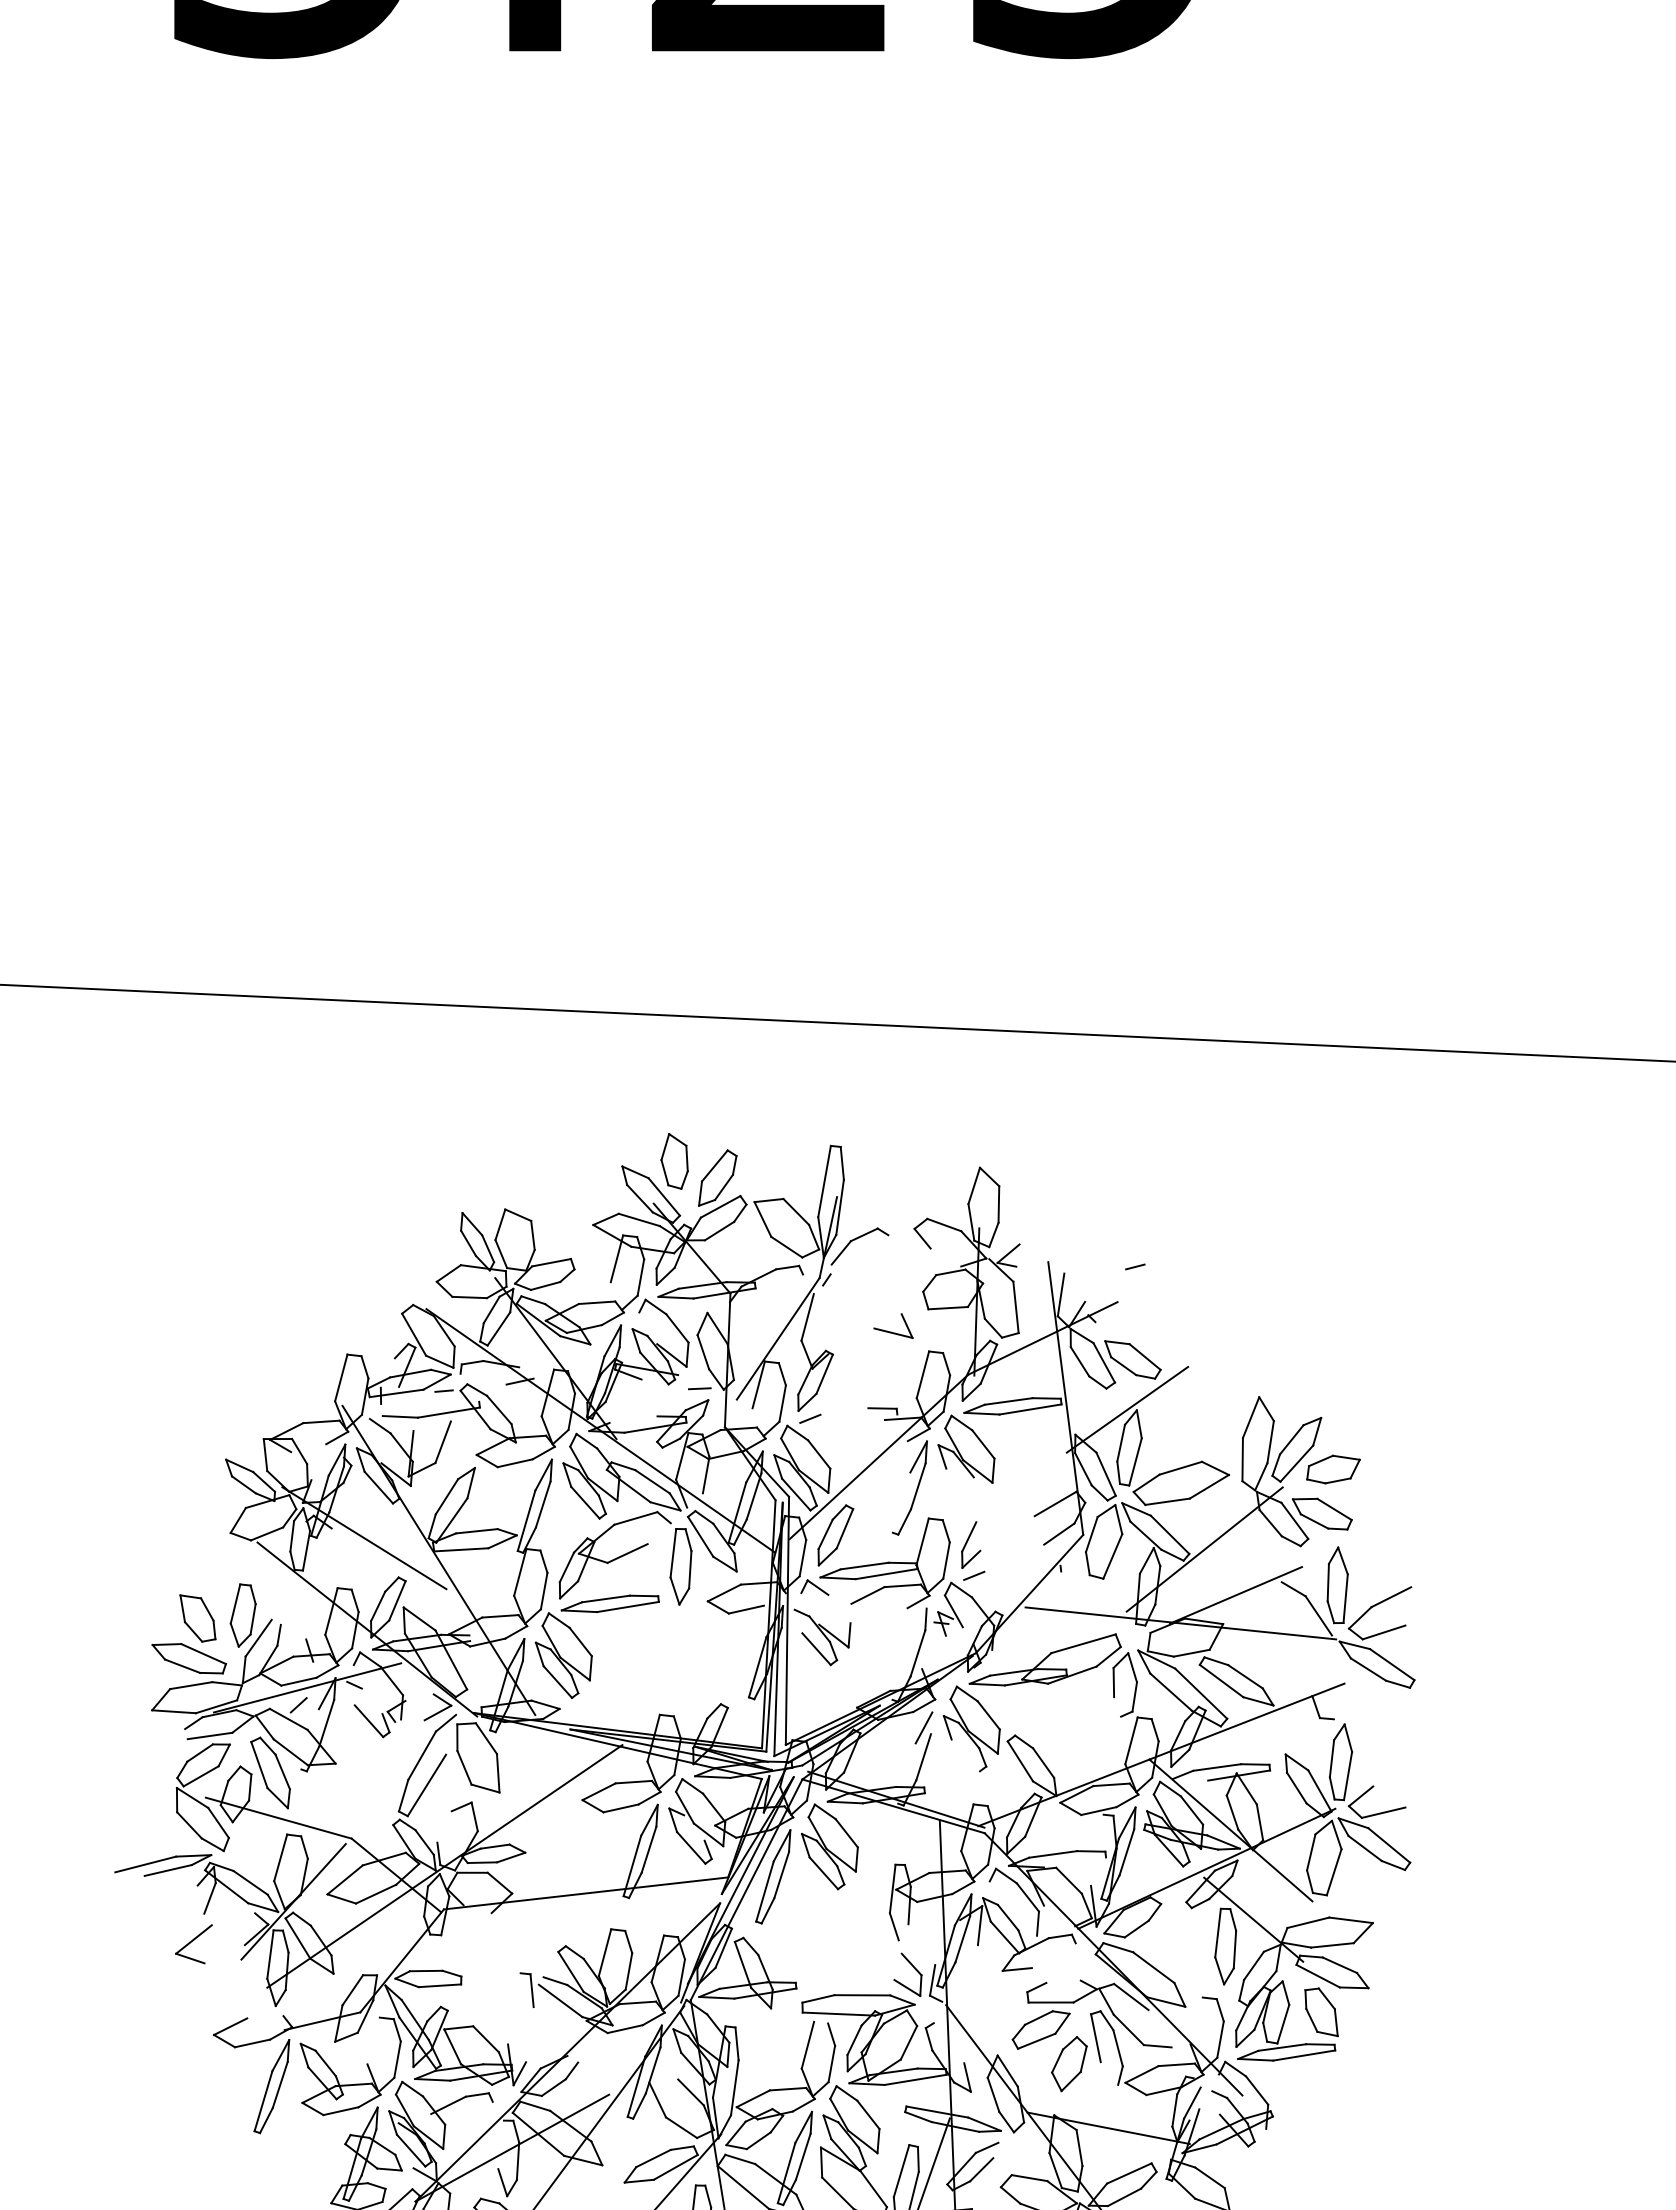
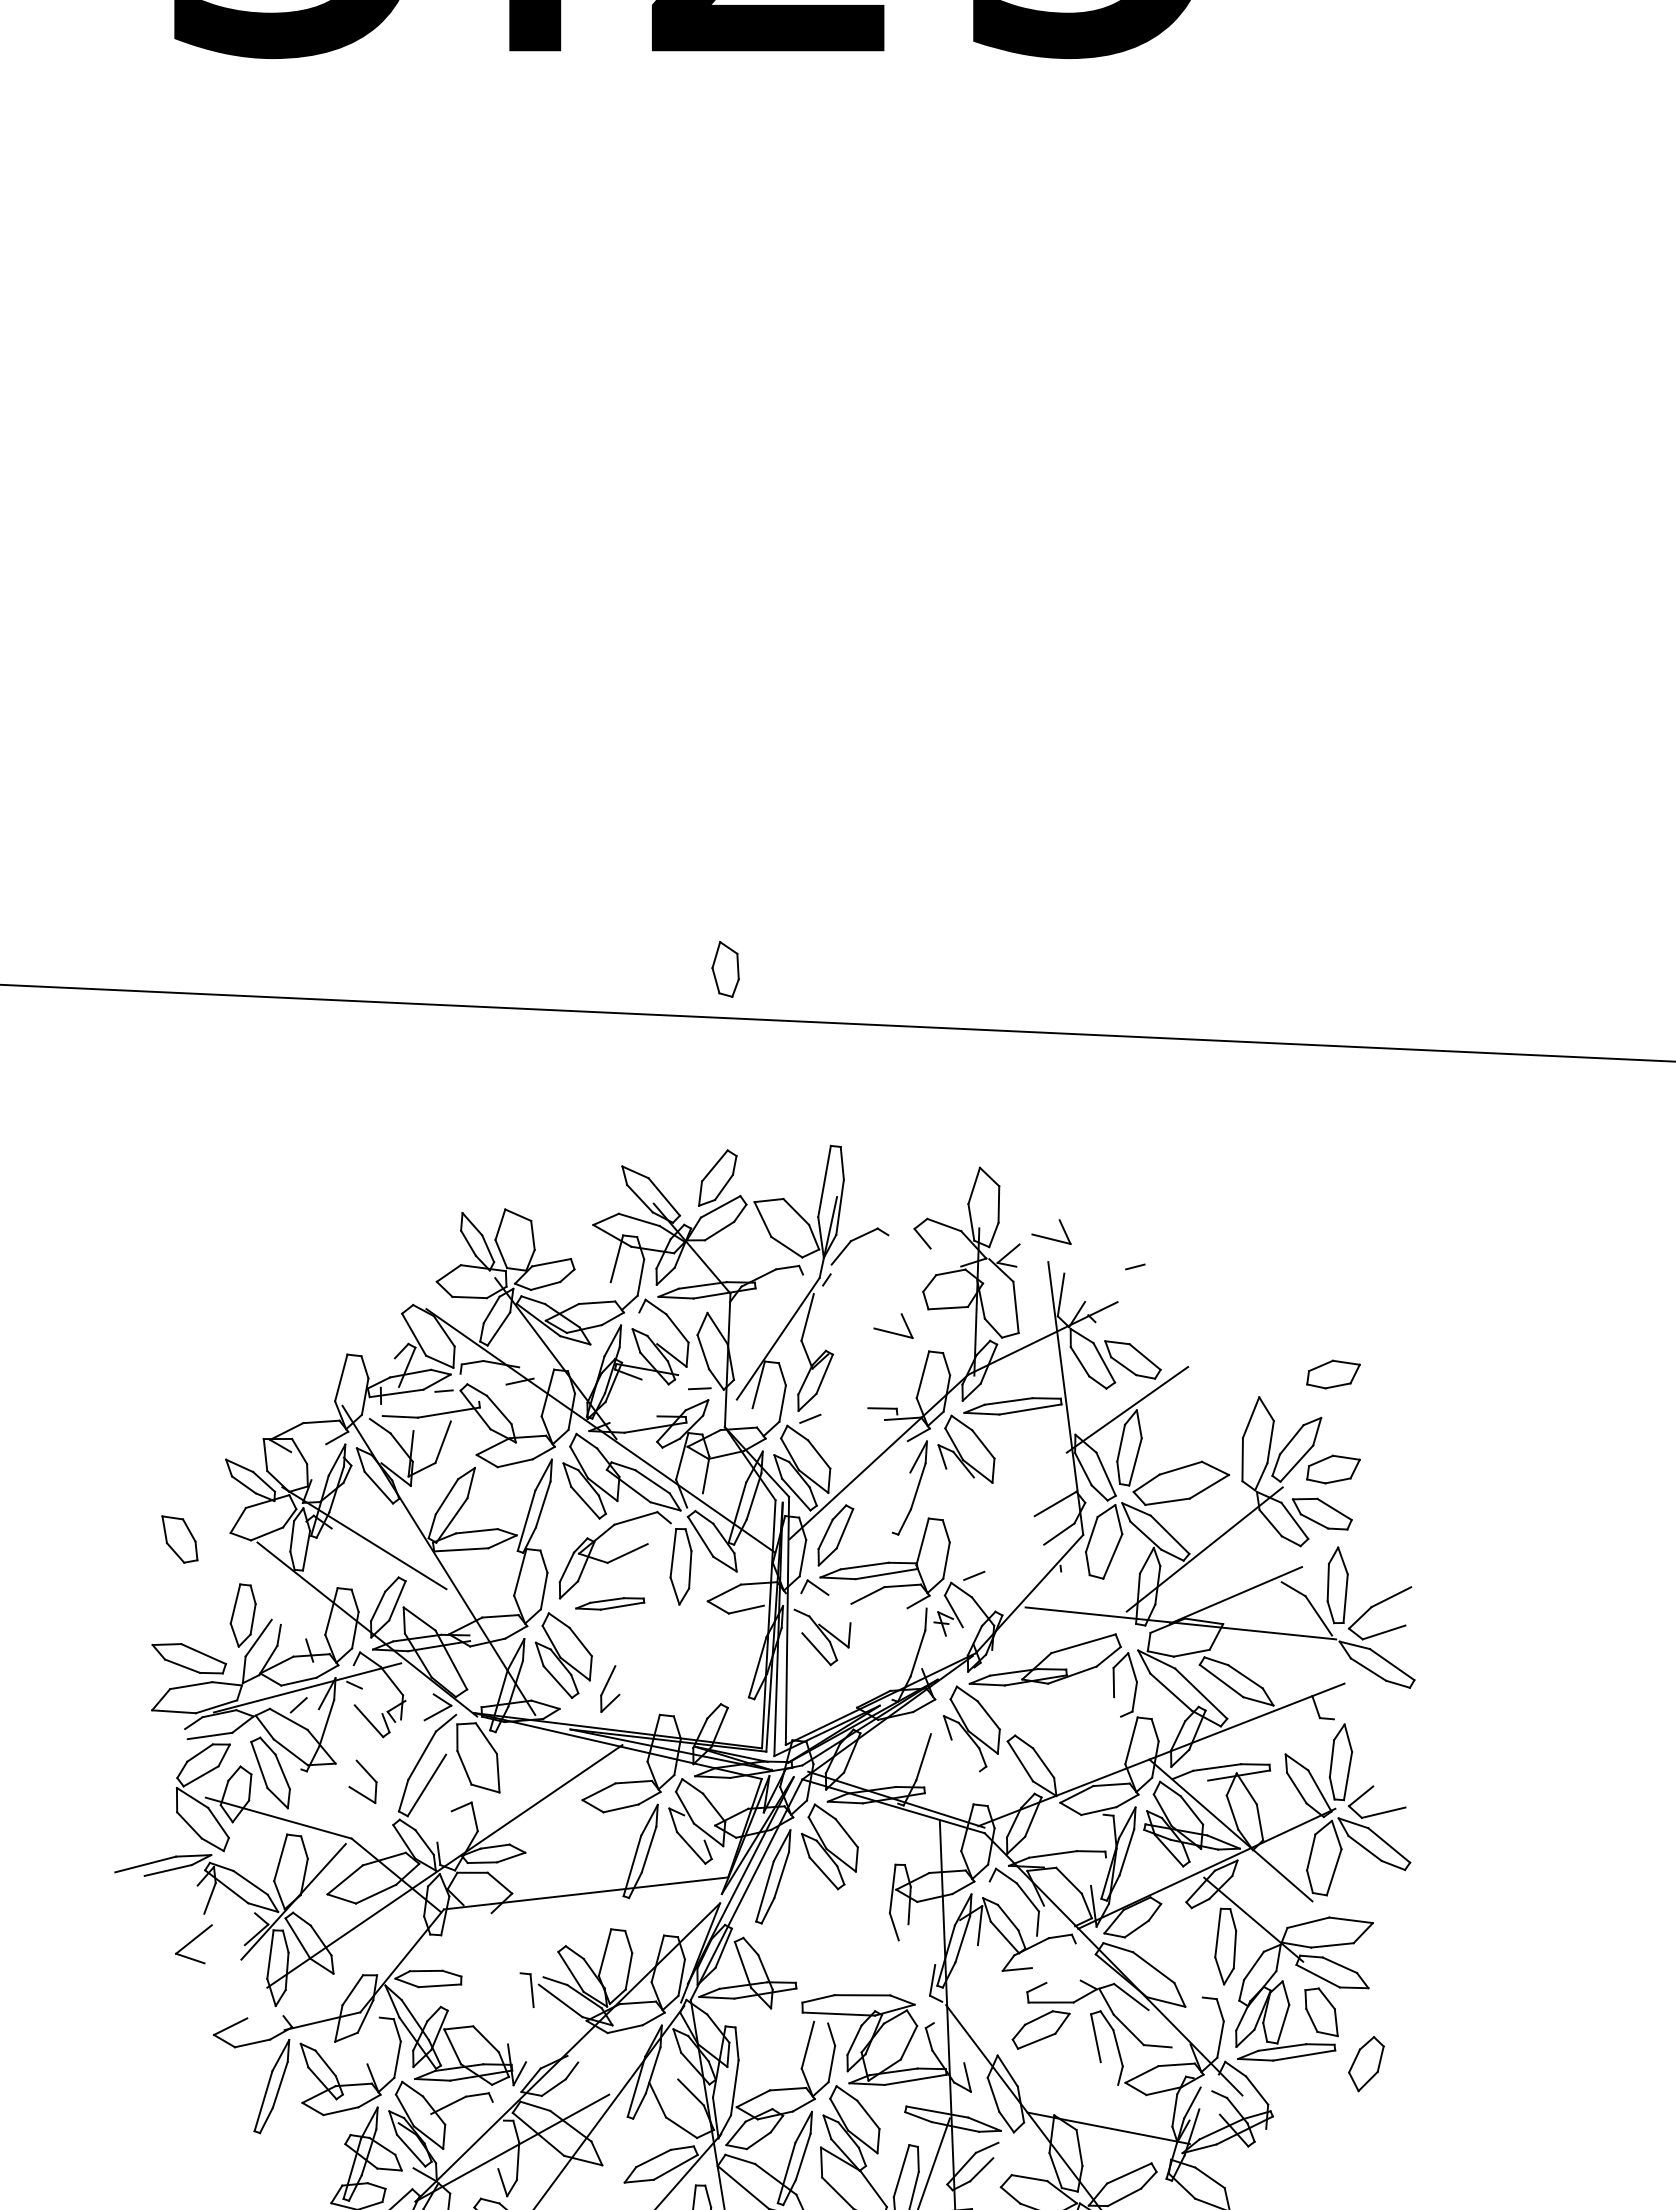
part position: (674, 1161) -> (725, 969) (725, 969)
part: none -> present (1049, 1237)
part: none -> present (1333, 1374)
part position: (971, 1544) -> (610, 1688) (610, 1688)
part size: 100x20 px -> 71x14 px (610, 1603)
part position: (197, 1618) -> (179, 1539) (179, 1539)
line: present -> none (923, 1727)
part position: (914, 1969) -> (369, 1776) (369, 1776)
part position: (1069, 2064) -> (1366, 2064) (1366, 2064)
